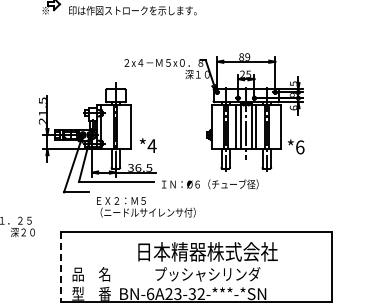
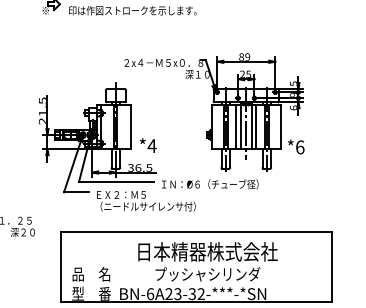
text position: (146, 207) -> (146, 201) (146, 201)
line: dashed -> solid (61, 267)
